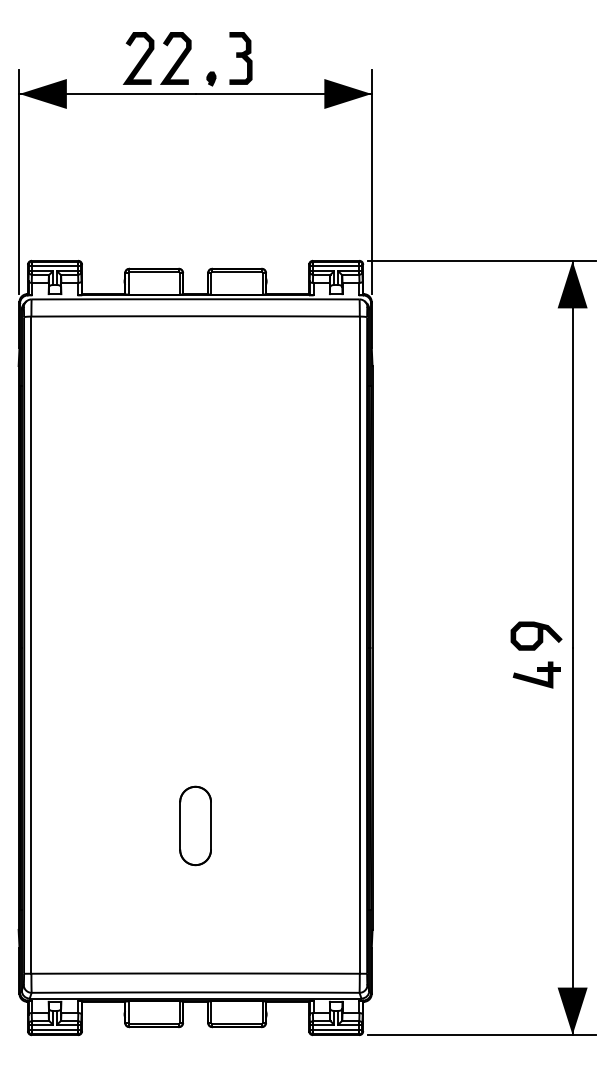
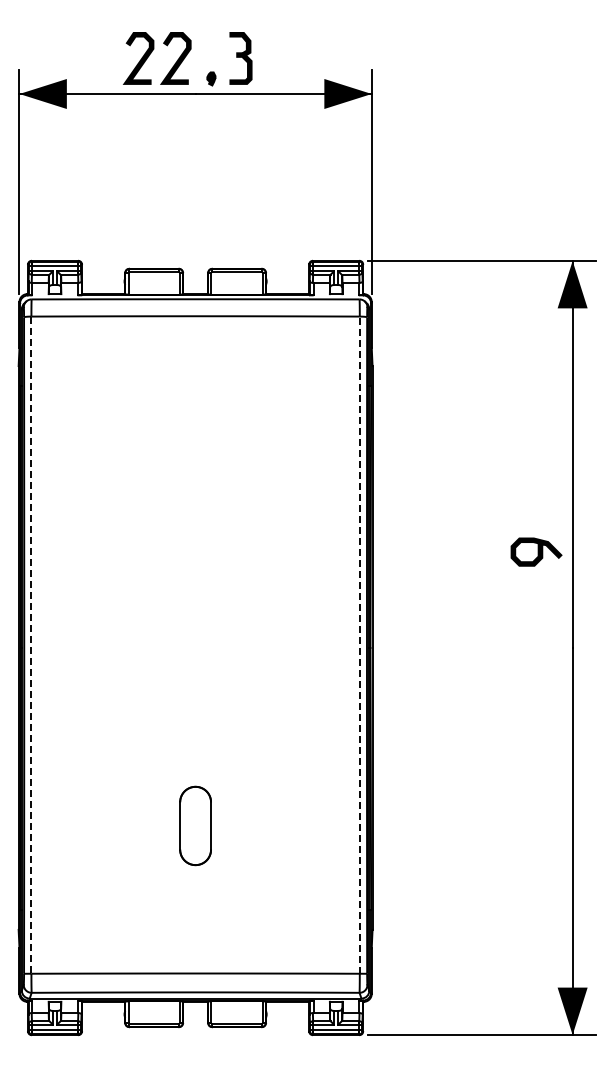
curve position: (537, 635) -> (537, 551) (537, 551)
line: solid -> dashed (31, 645)
line: solid -> dashed (359, 645)
part: present -> none (536, 674)
